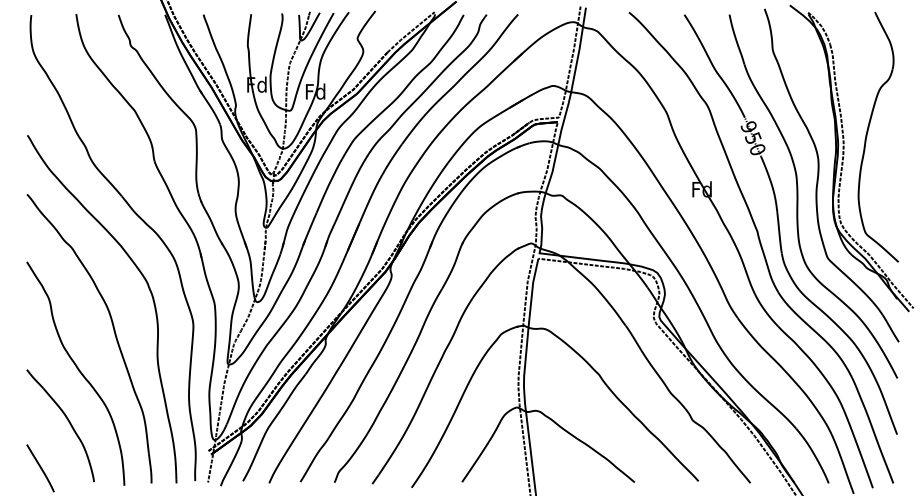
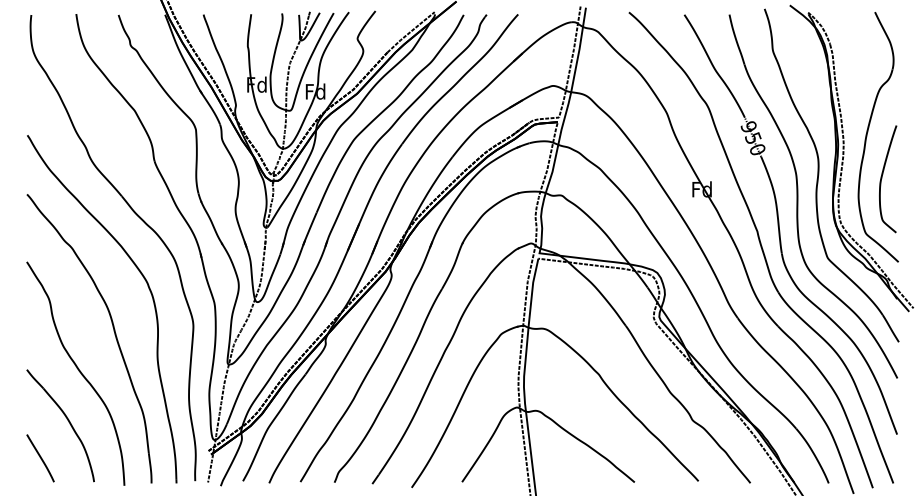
curve: none -> present (882, 178)
line position: (40, 468) -> (40, 458) (40, 458)
